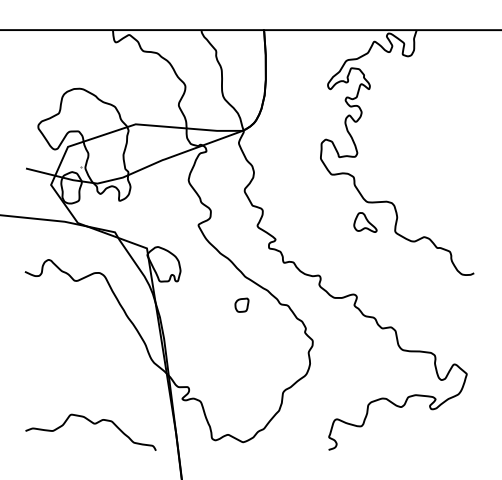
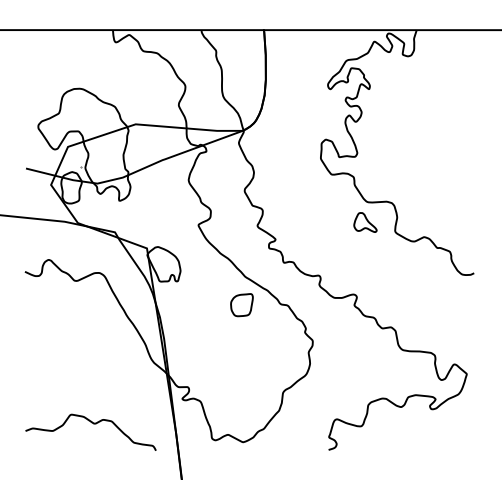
part size: 16x16 px -> 24x25 px (241, 305)
